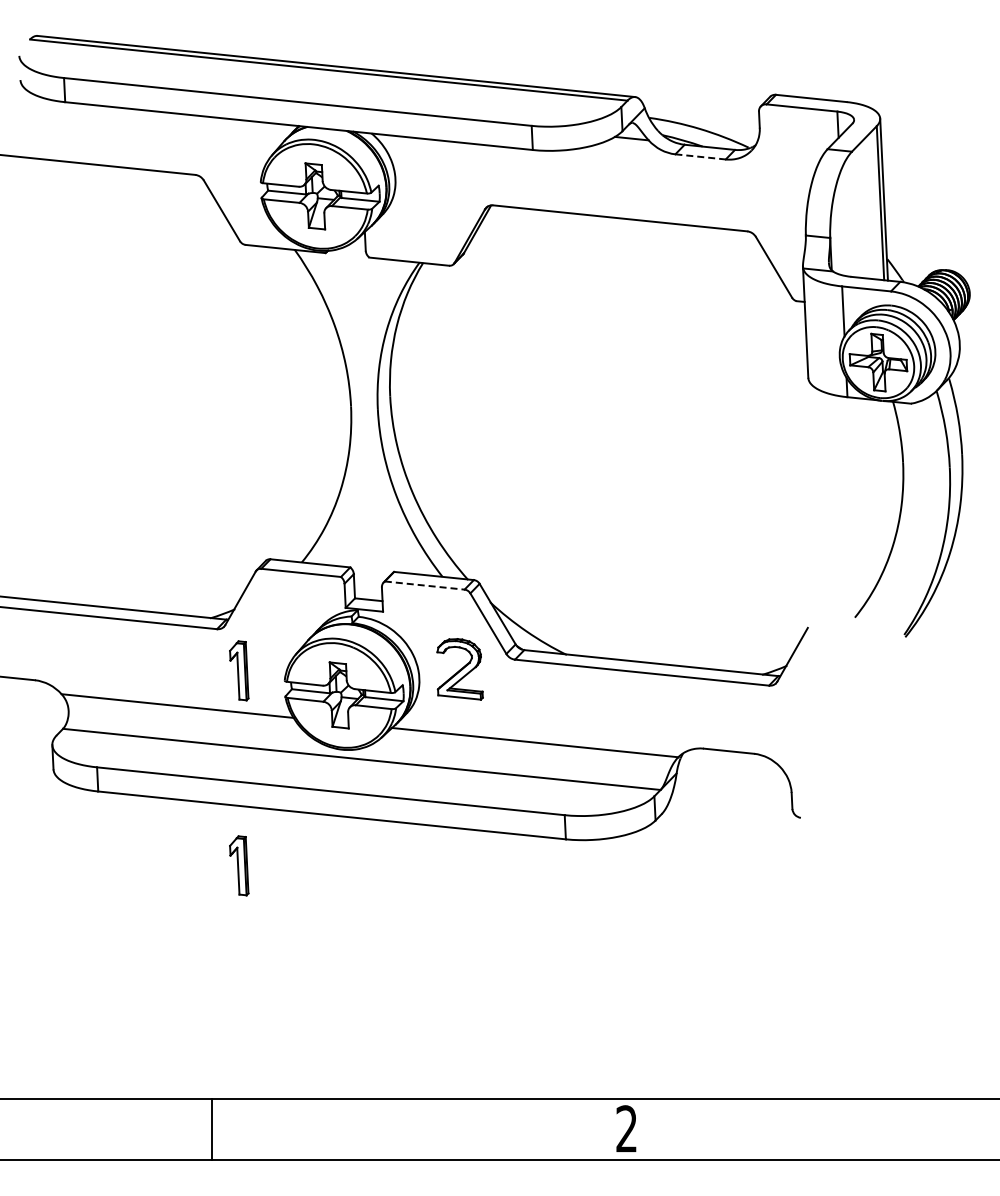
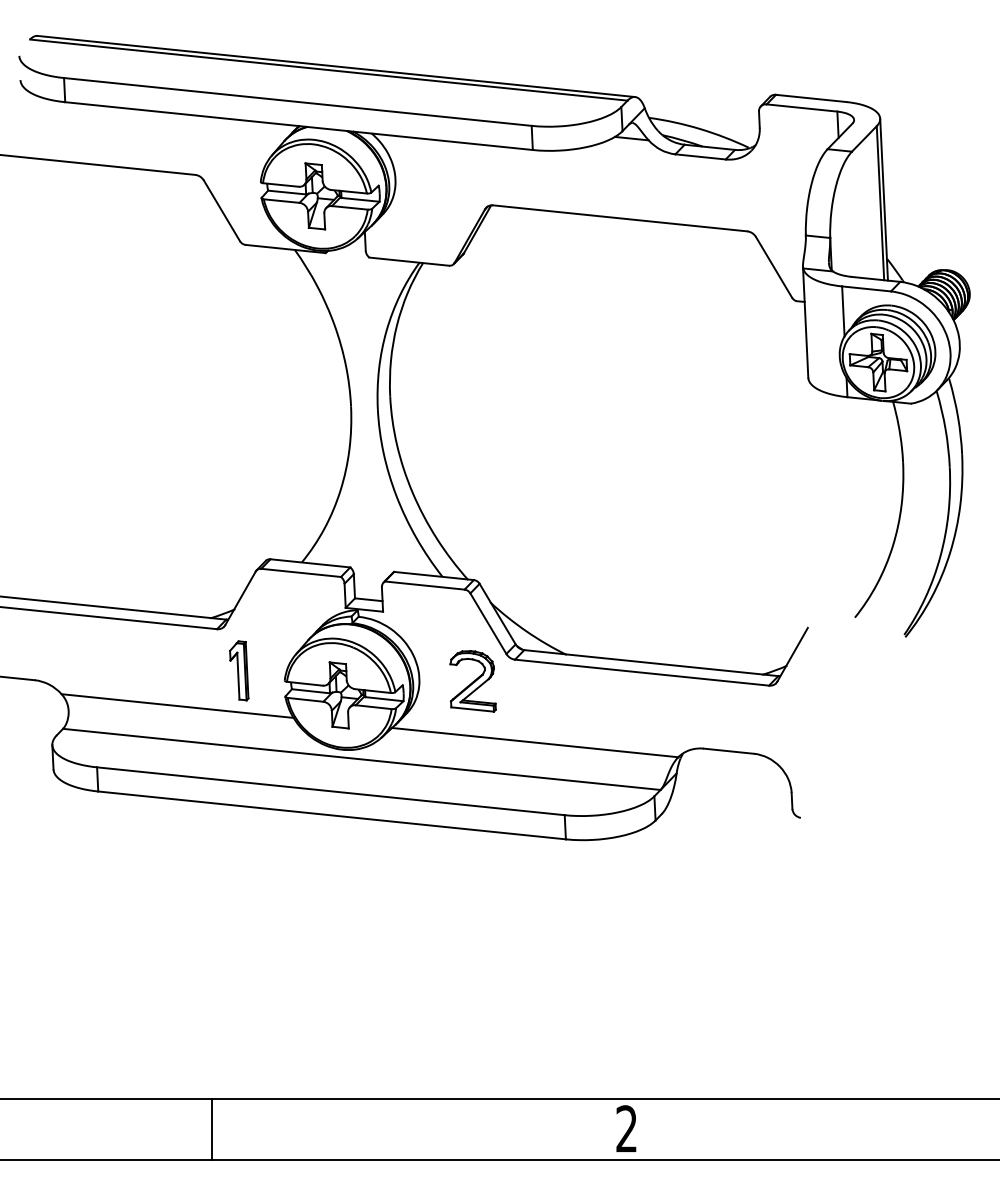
line: dashed -> solid (701, 156)
line: dashed -> solid (425, 585)
part position: (459, 669) -> (472, 681) (472, 681)
part: present -> none (239, 865)
